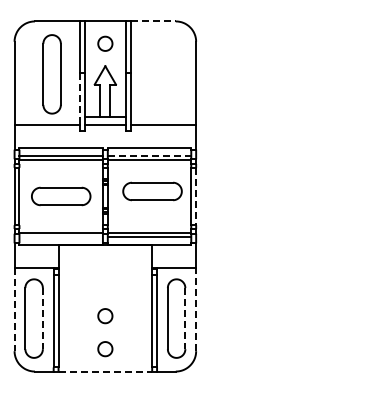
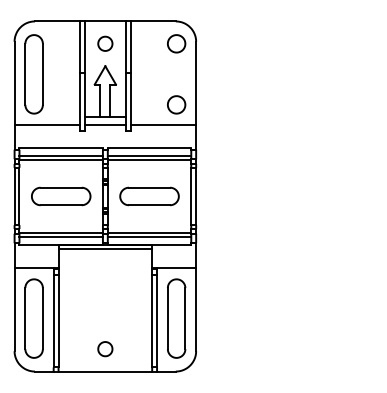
line: dashed -> solid (153, 21)
part: none -> present (176, 43)
part position: (51, 74) -> (33, 74) (33, 74)
line: dashed -> solid (80, 99)
part: none -> present (176, 104)
line: dashed -> solid (149, 155)
part position: (152, 191) -> (149, 196) (149, 196)
line: dashed -> solid (196, 196)
line: none -> present (60, 237)
line: none -> present (105, 249)
line: dashed -> solid (14, 309)
line: dashed -> solid (196, 309)
part: present -> none (105, 316)
line: dashed -> solid (42, 318)
line: dashed -> solid (185, 318)
line: dashed -> solid (105, 371)
